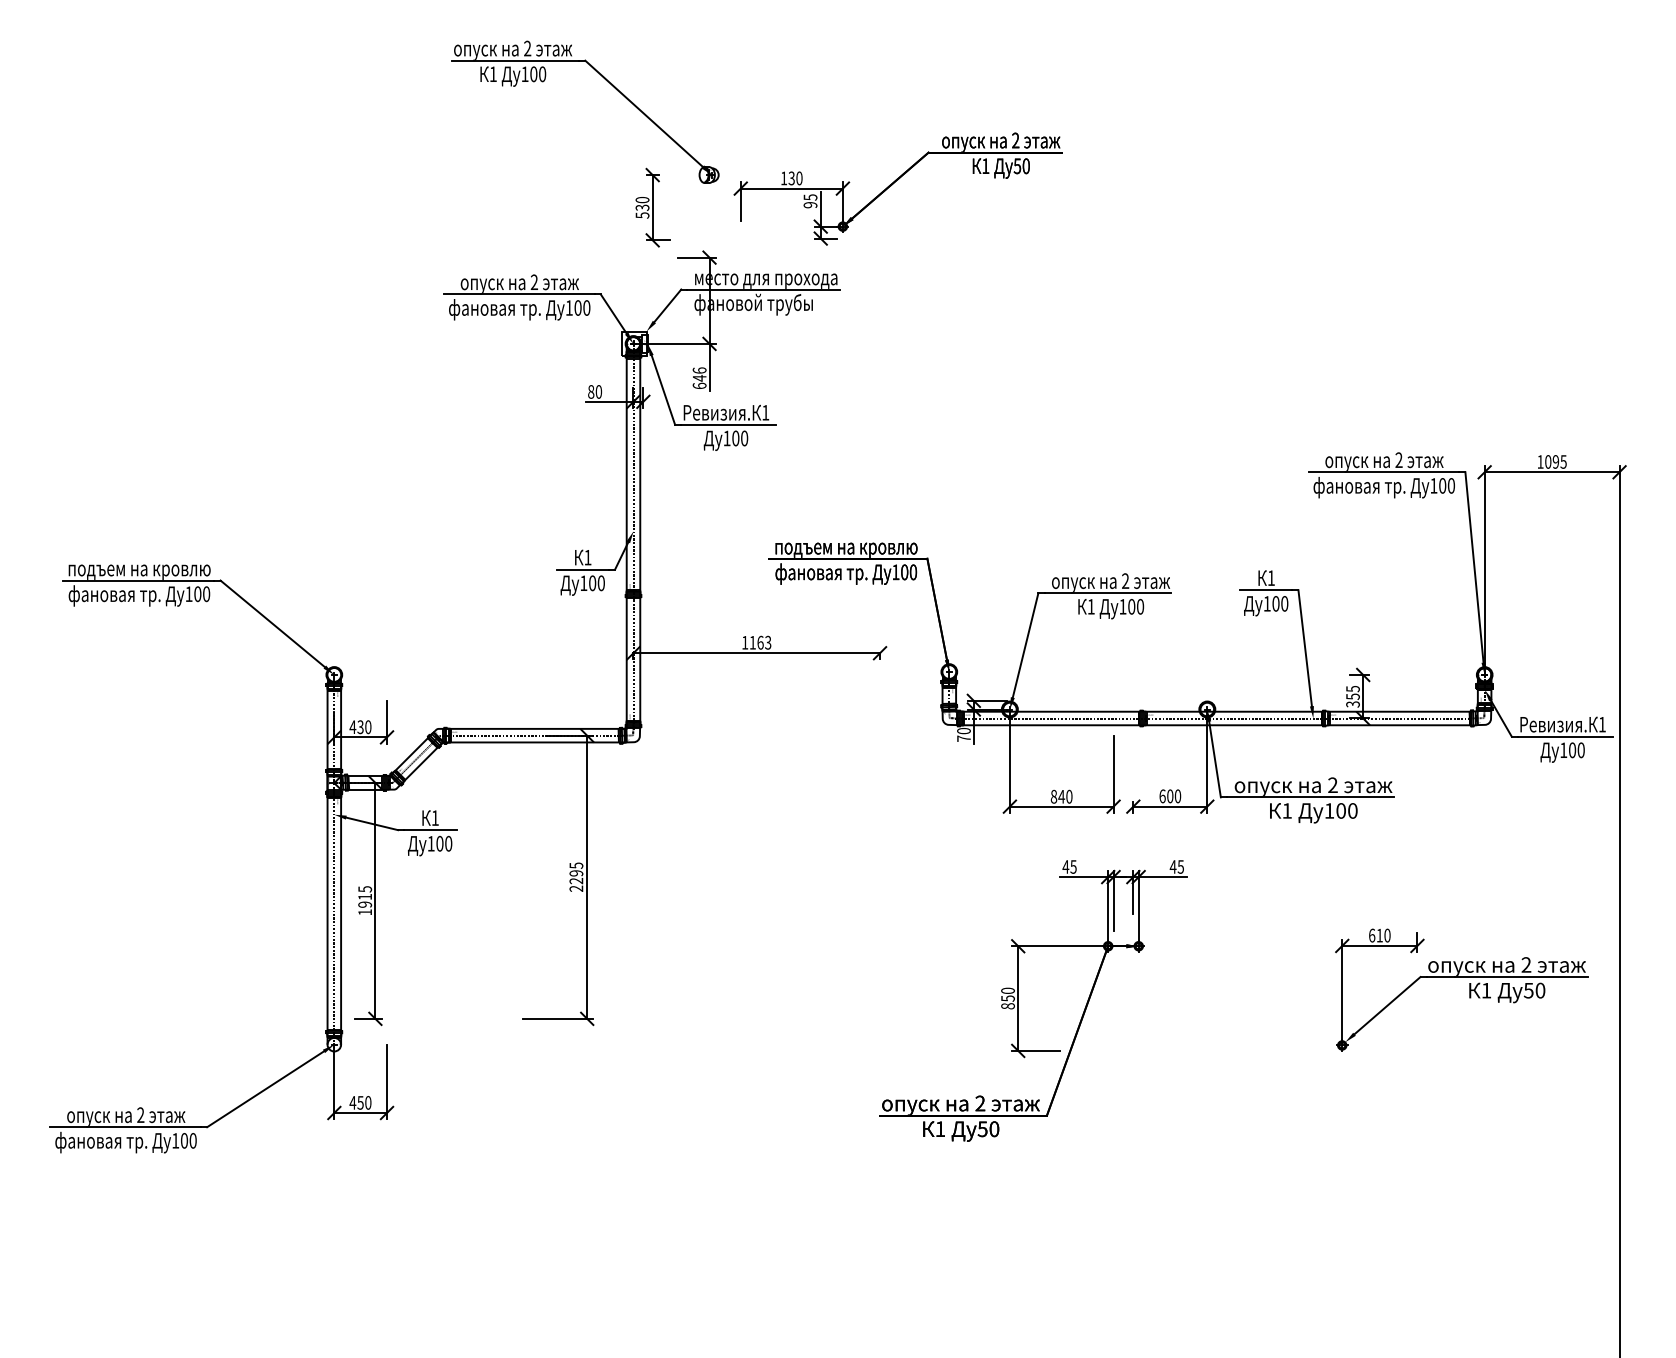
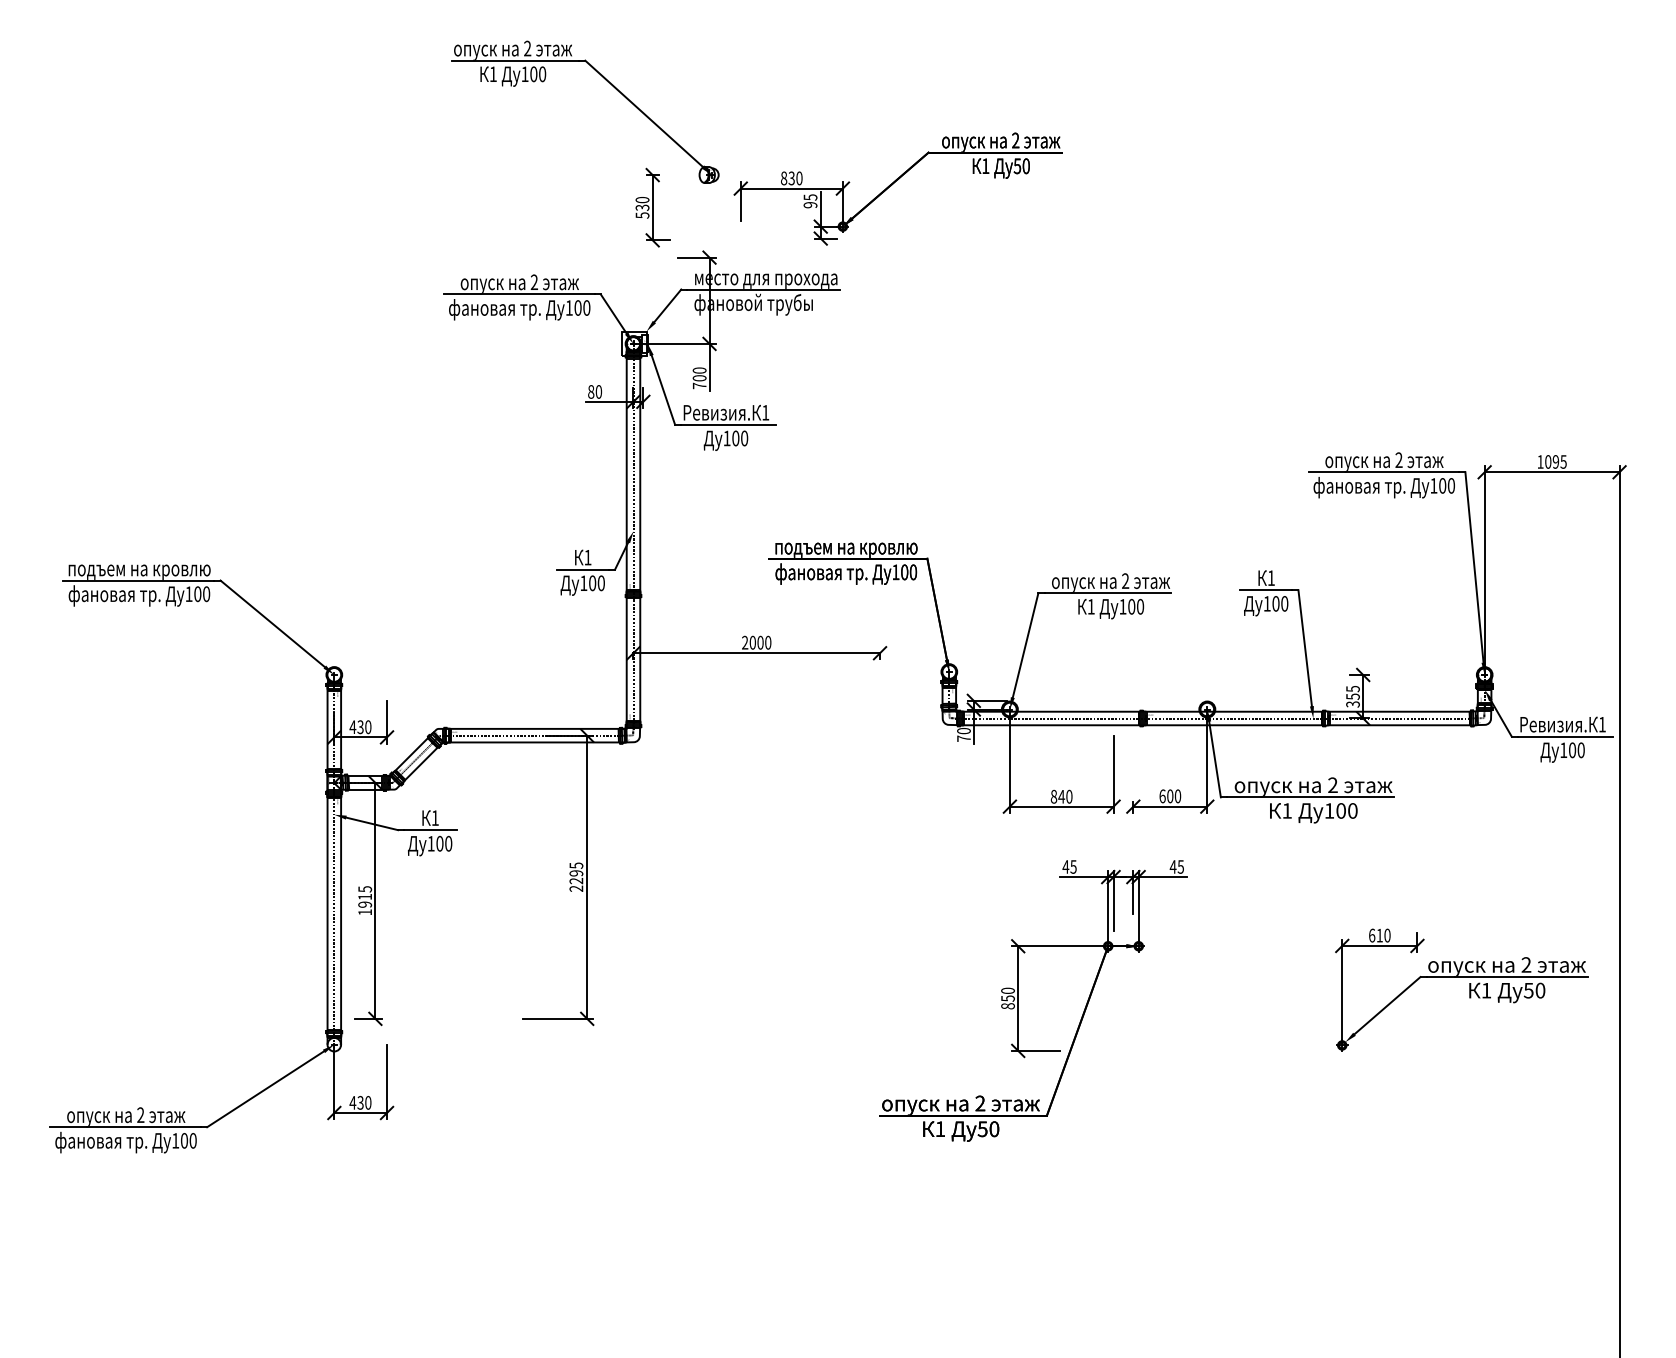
text: 130 -> 830 (784, 178)
text: 646 -> 700 (699, 378)
text: 1163 -> 2000 (756, 642)
text: 450 -> 430 (360, 1101)
